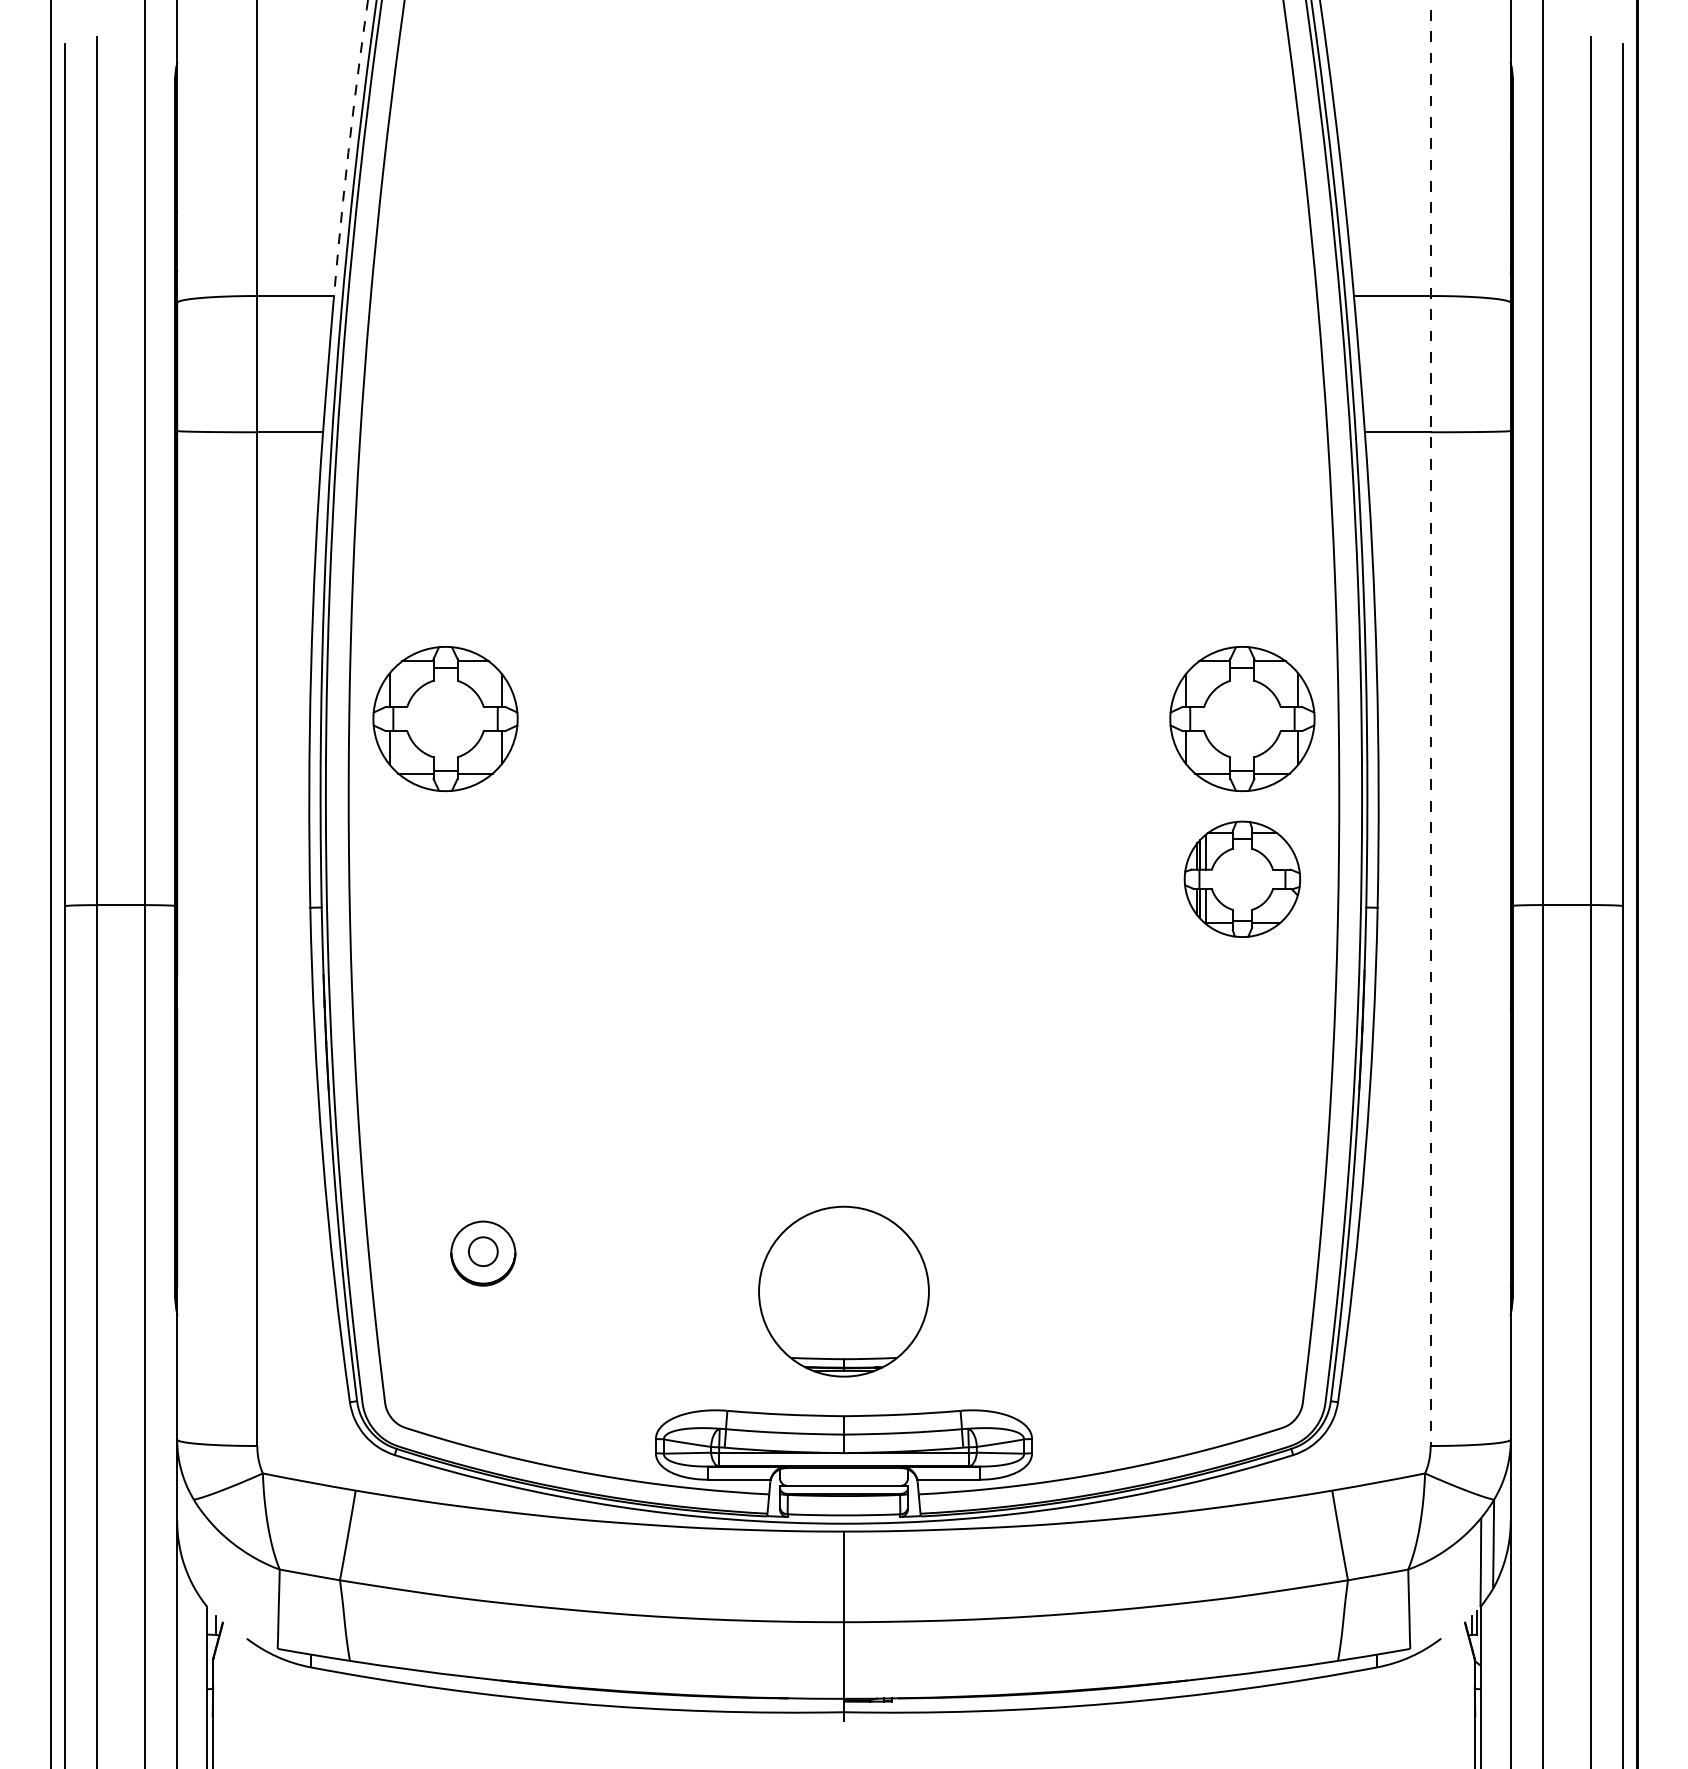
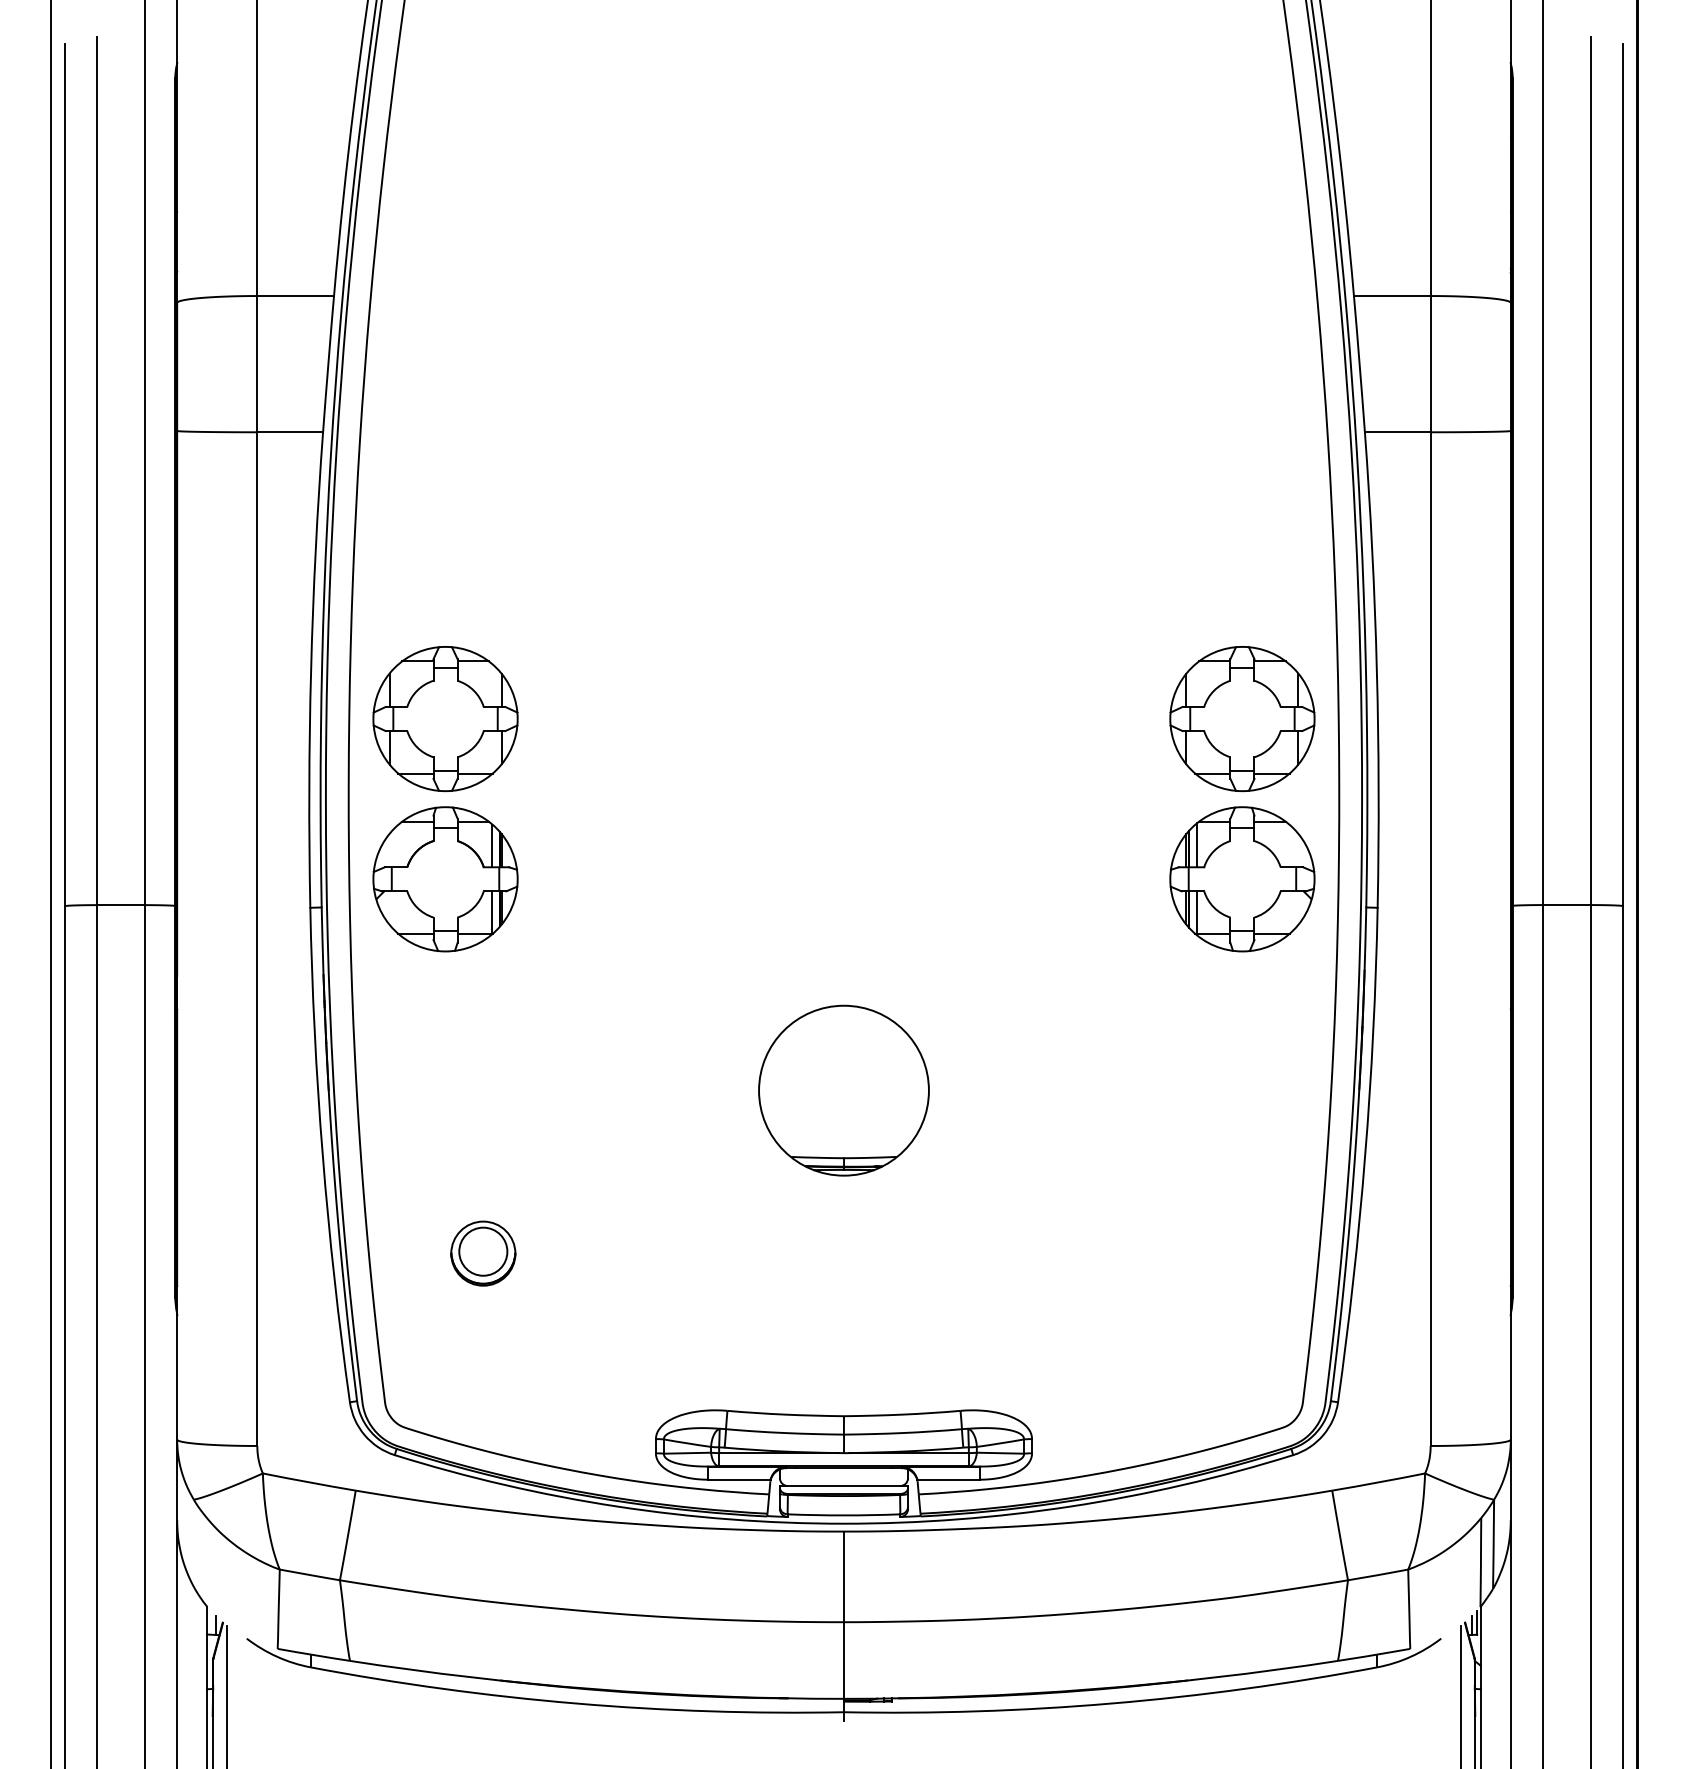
arc: dashed -> solid (348, 147)
line: dashed -> solid (1430, 723)
part size: 119x118 px -> 147x147 px (1242, 879)
part: none -> present (445, 879)
circle diameter: 29 px -> 48 px (483, 1251)
part position: (843, 1291) -> (843, 1090) (843, 1090)
line: none -> present (226, 1695)
line: none -> present (1461, 1695)
